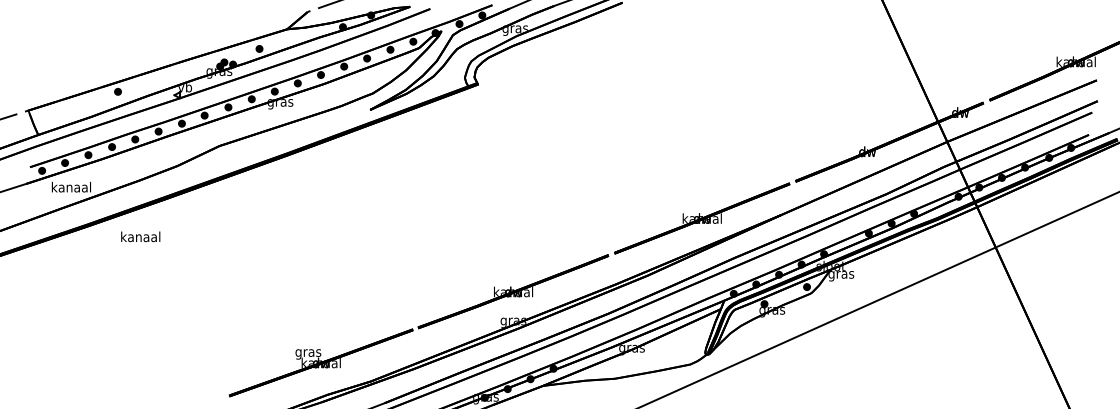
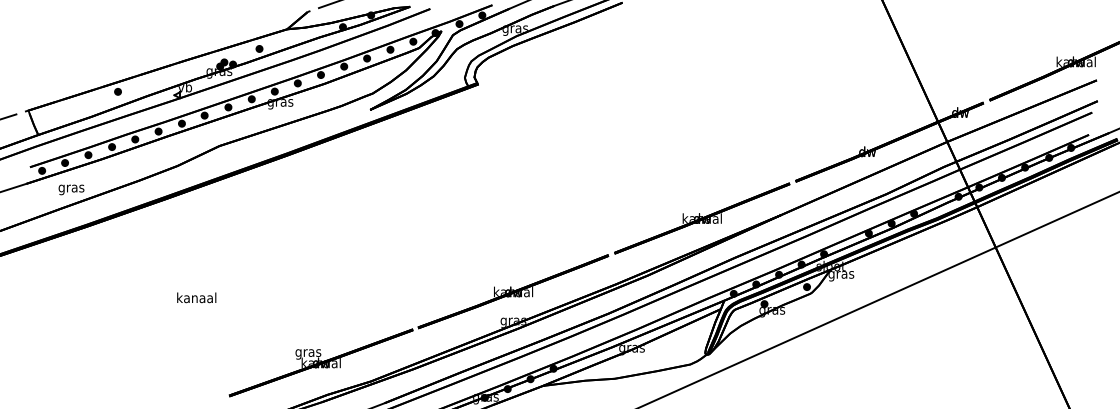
text: kanaal -> gras (70, 188)
text position: (140, 236) -> (196, 297) (196, 297)
